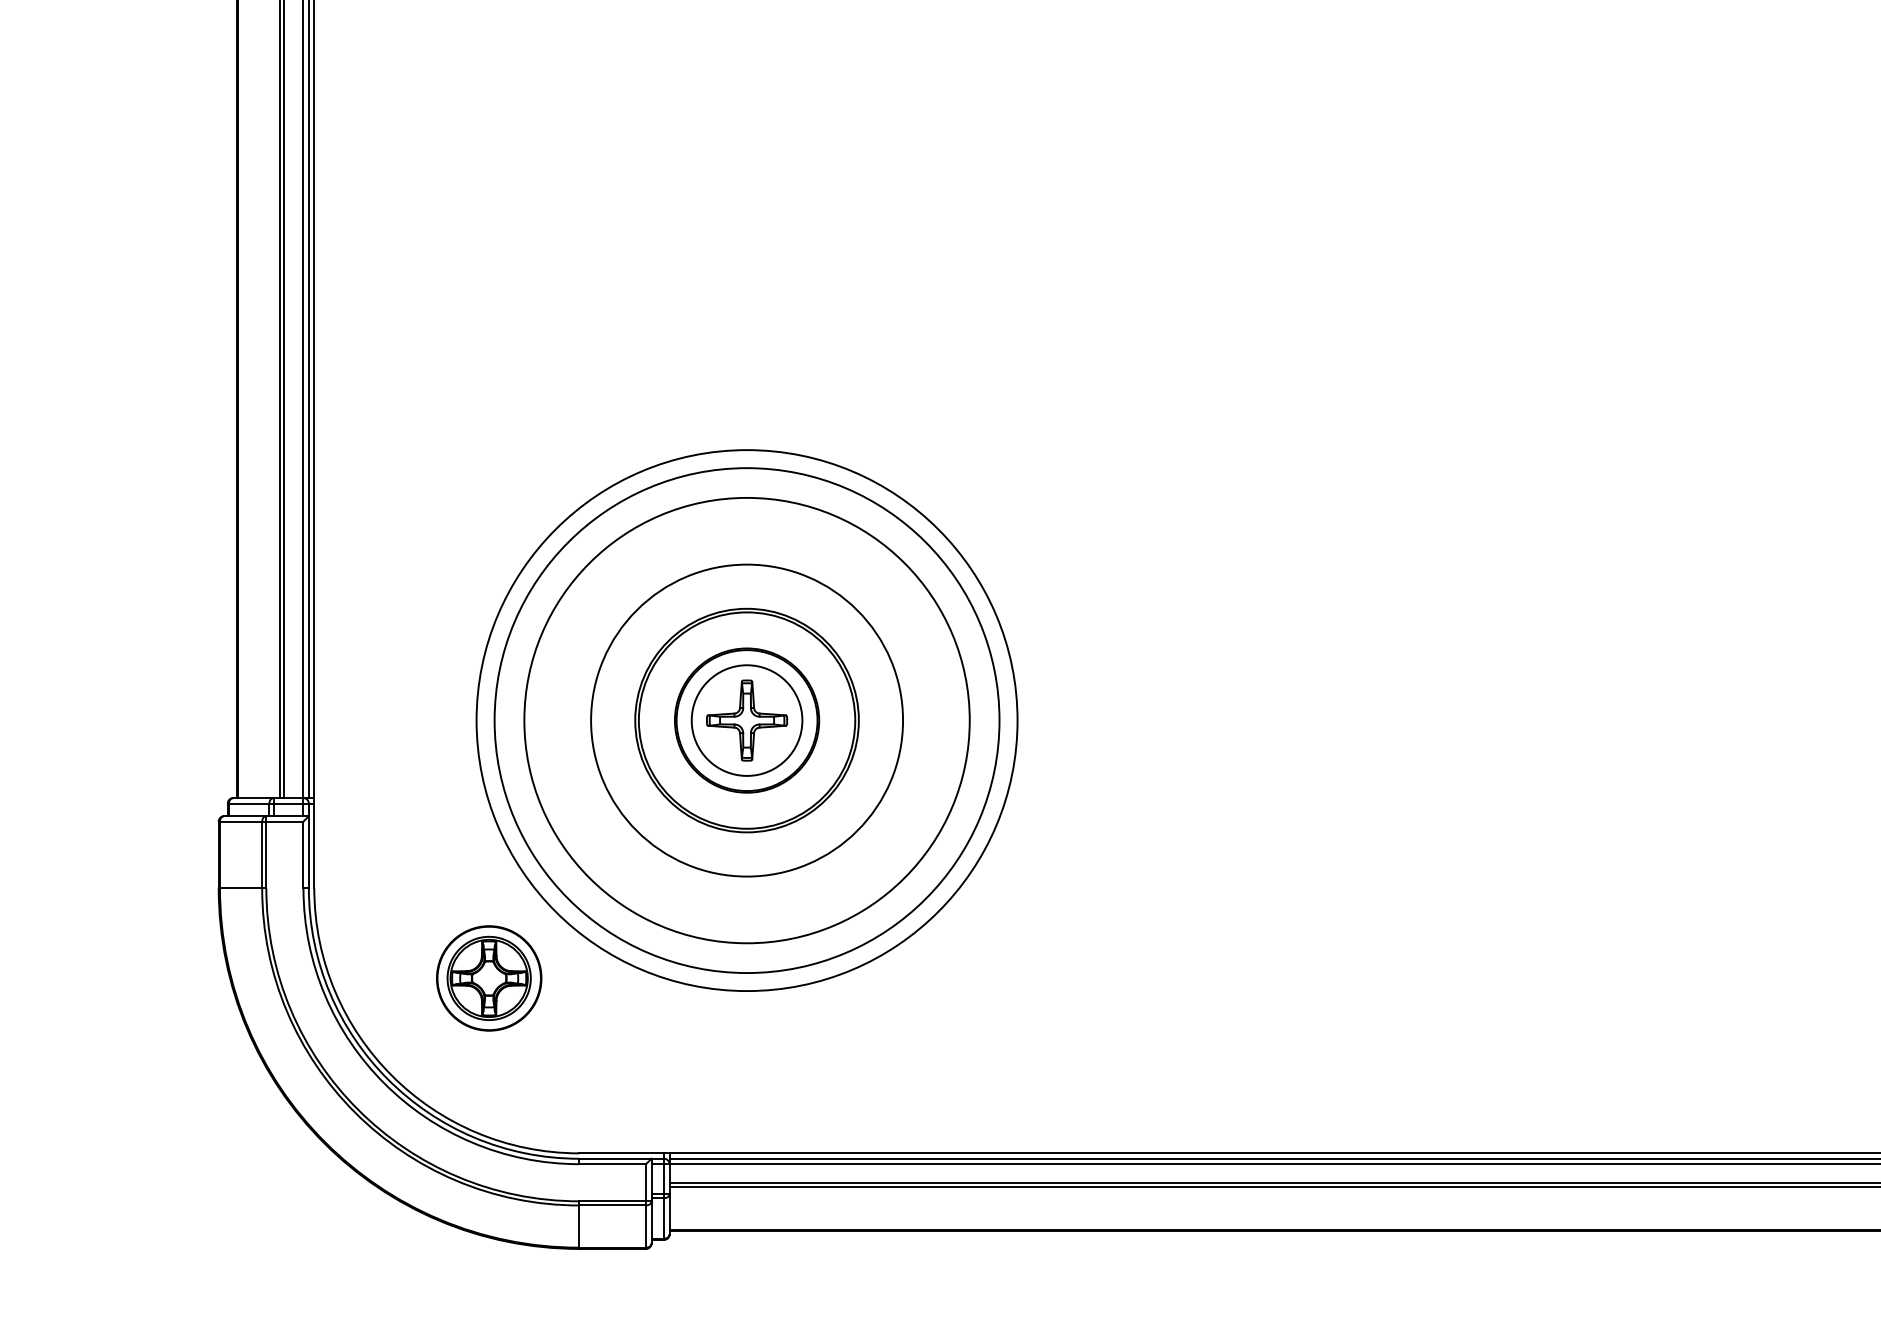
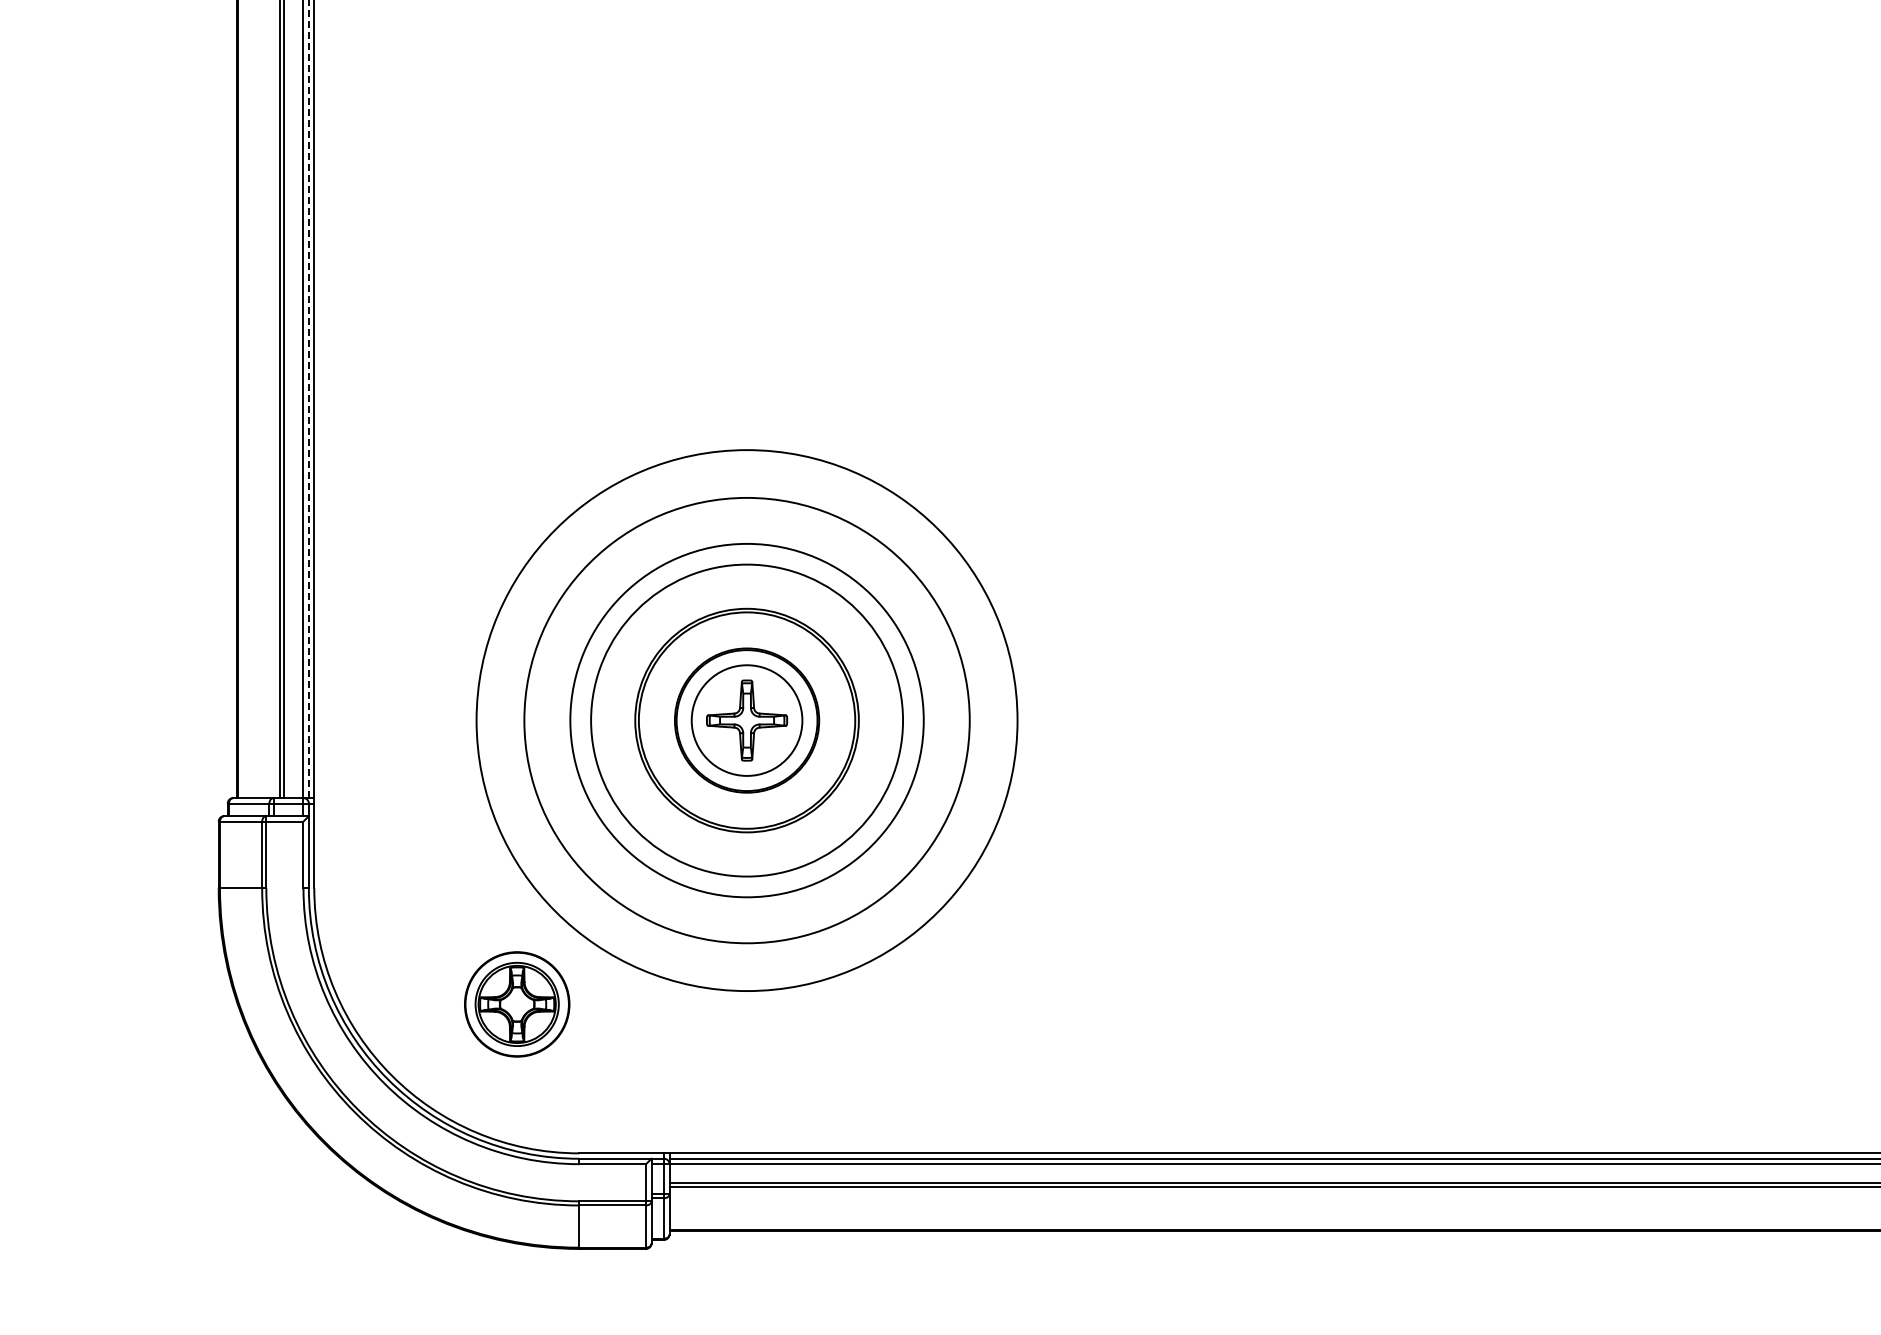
line: solid -> dashed (308, 399)
circle diameter: 505 px -> 353 px (746, 720)
part position: (489, 978) -> (517, 1004) (517, 1004)
